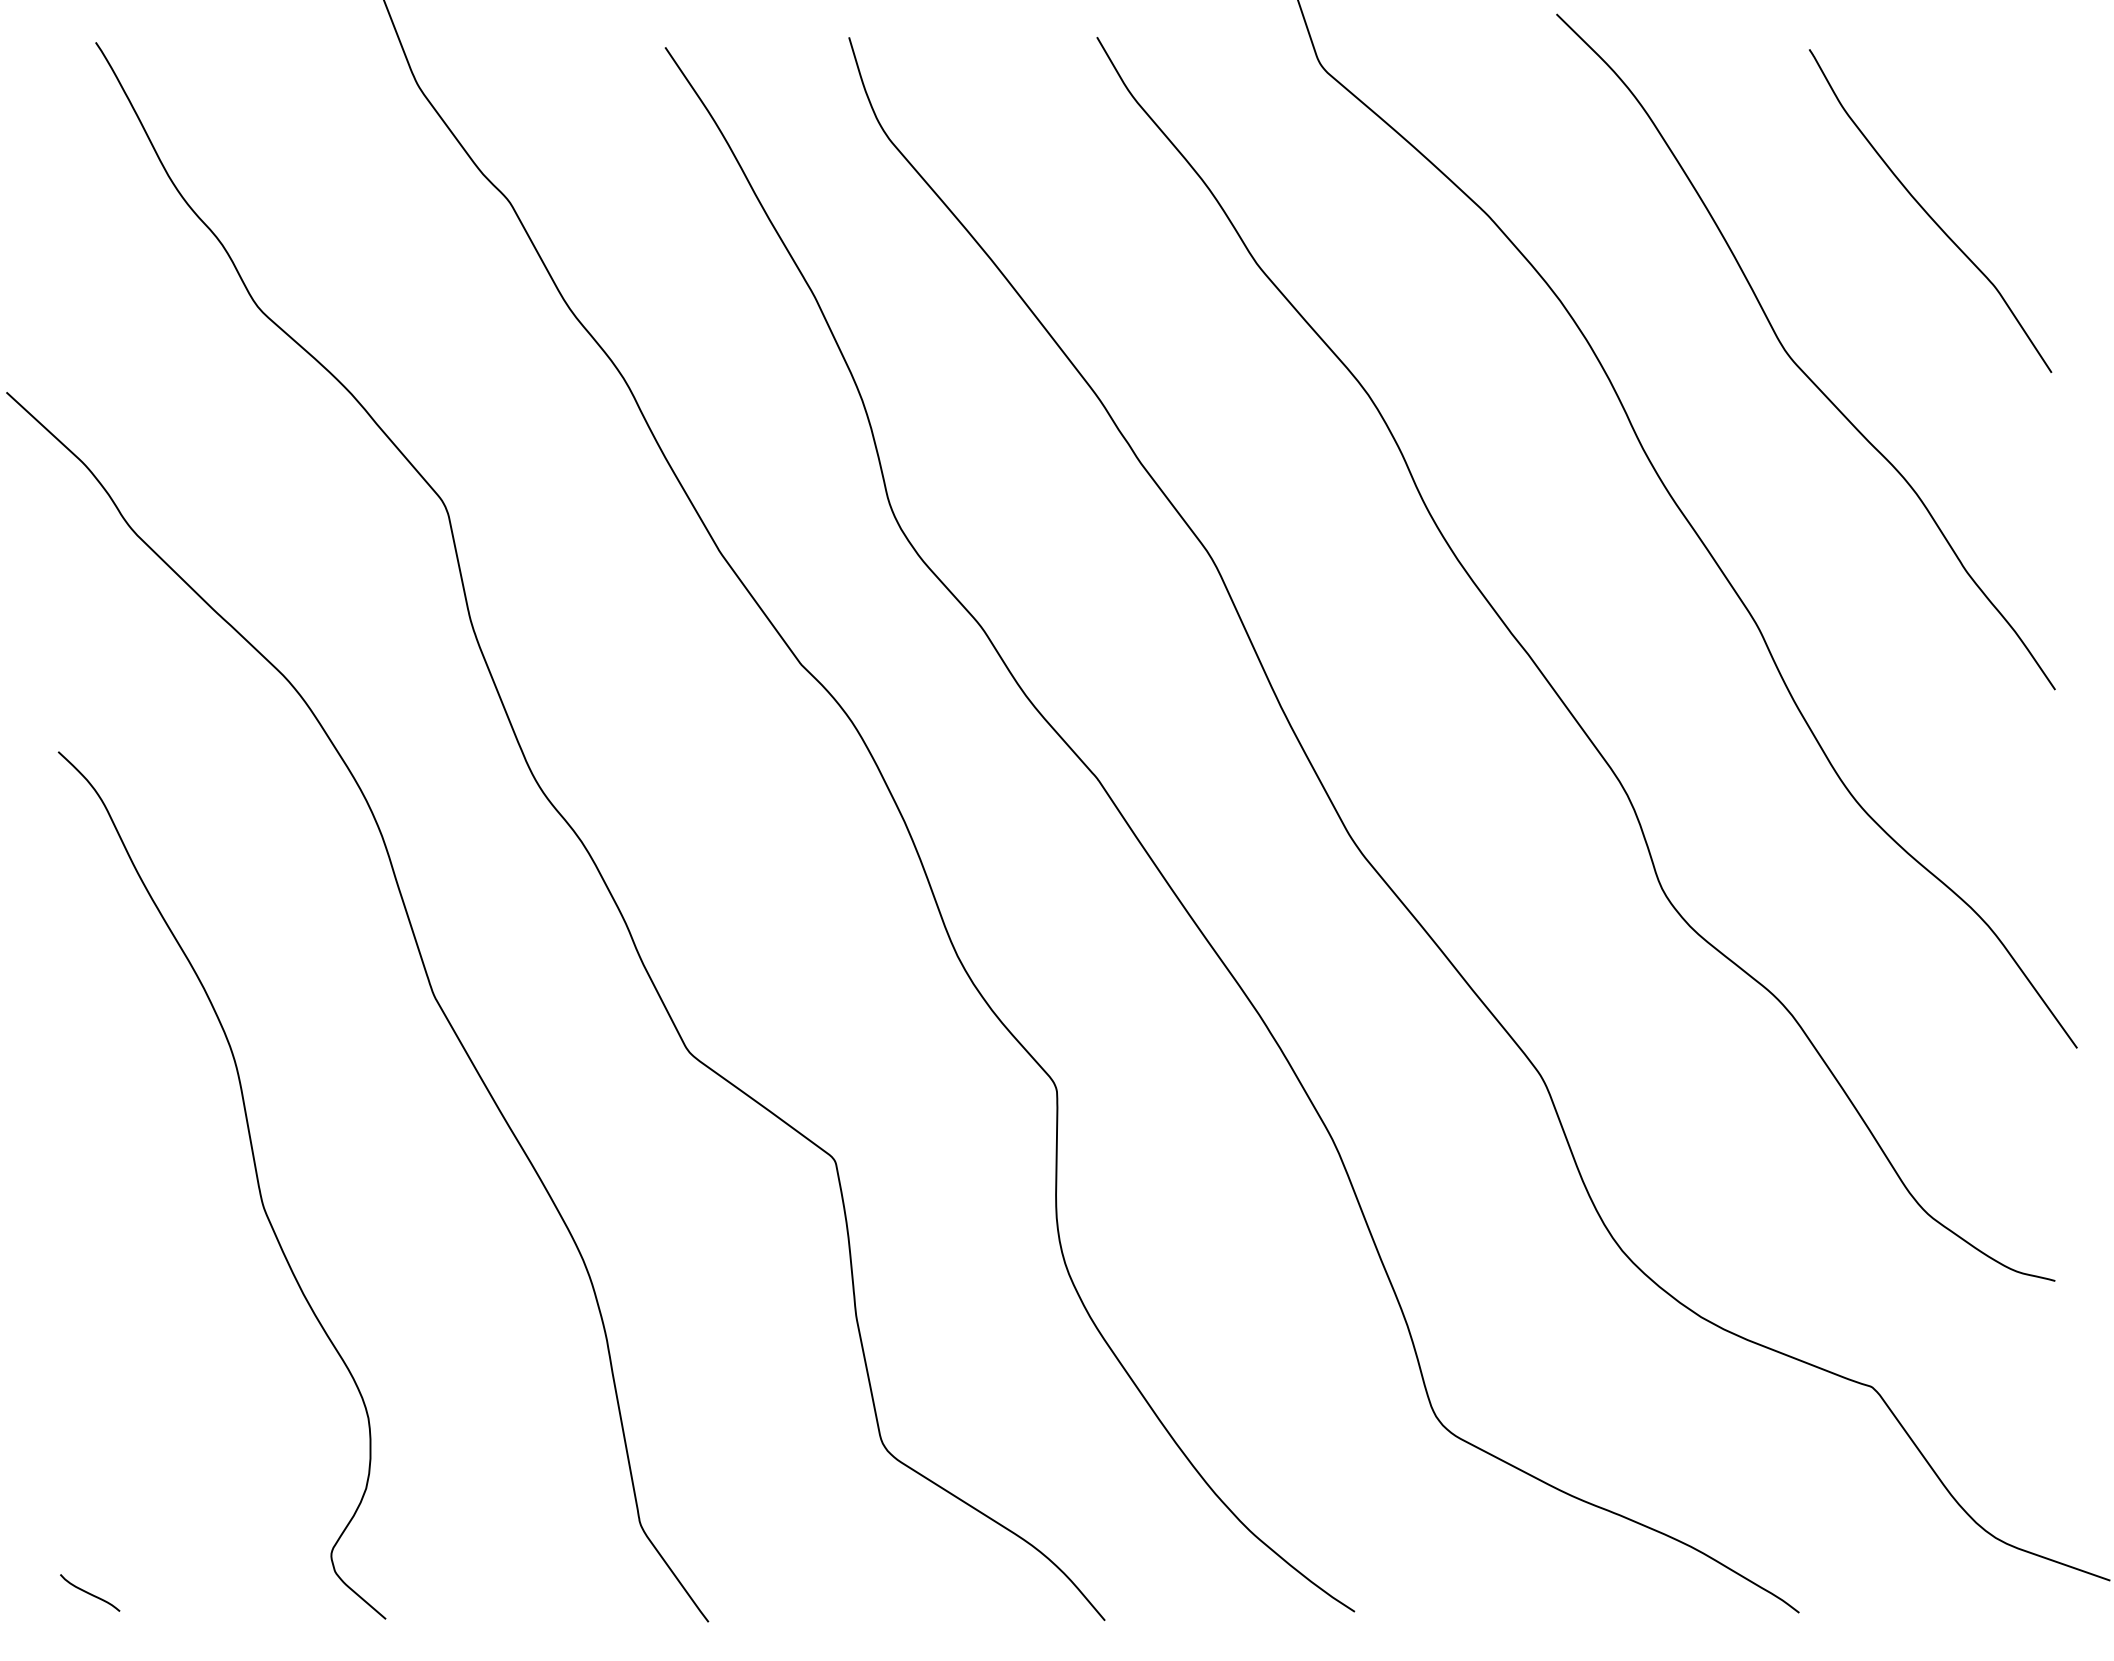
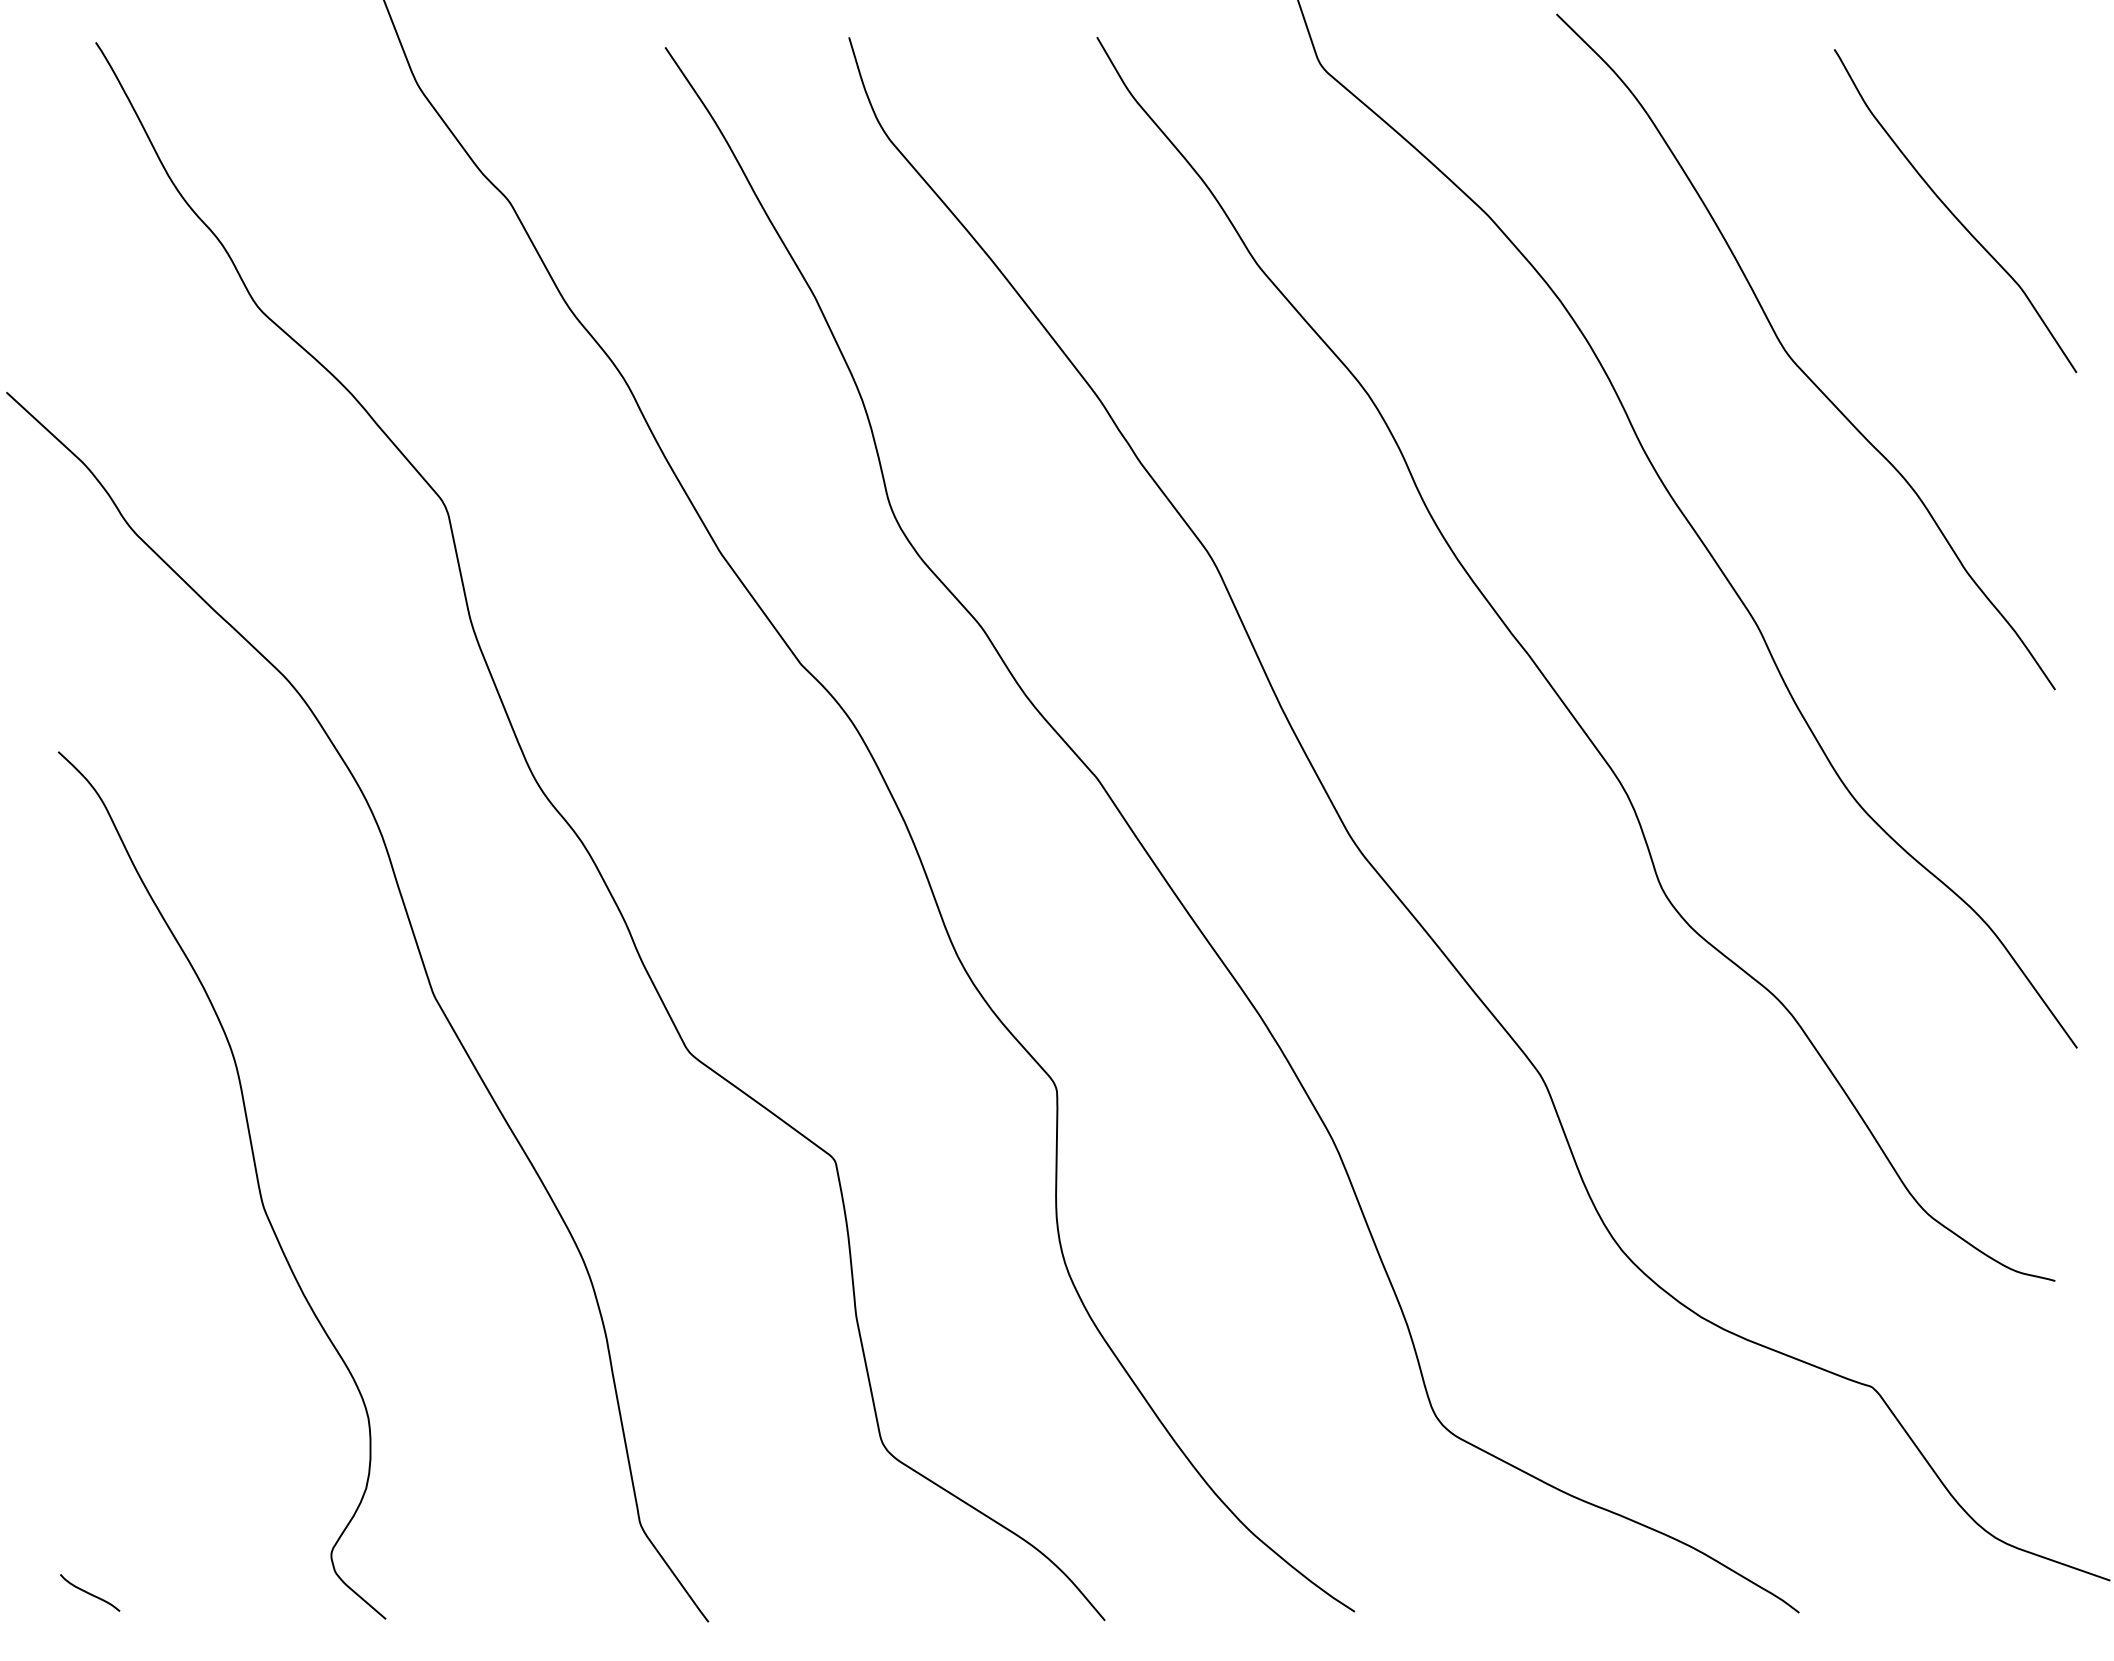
curve position: (1927, 212) -> (1952, 212) (1952, 212)
